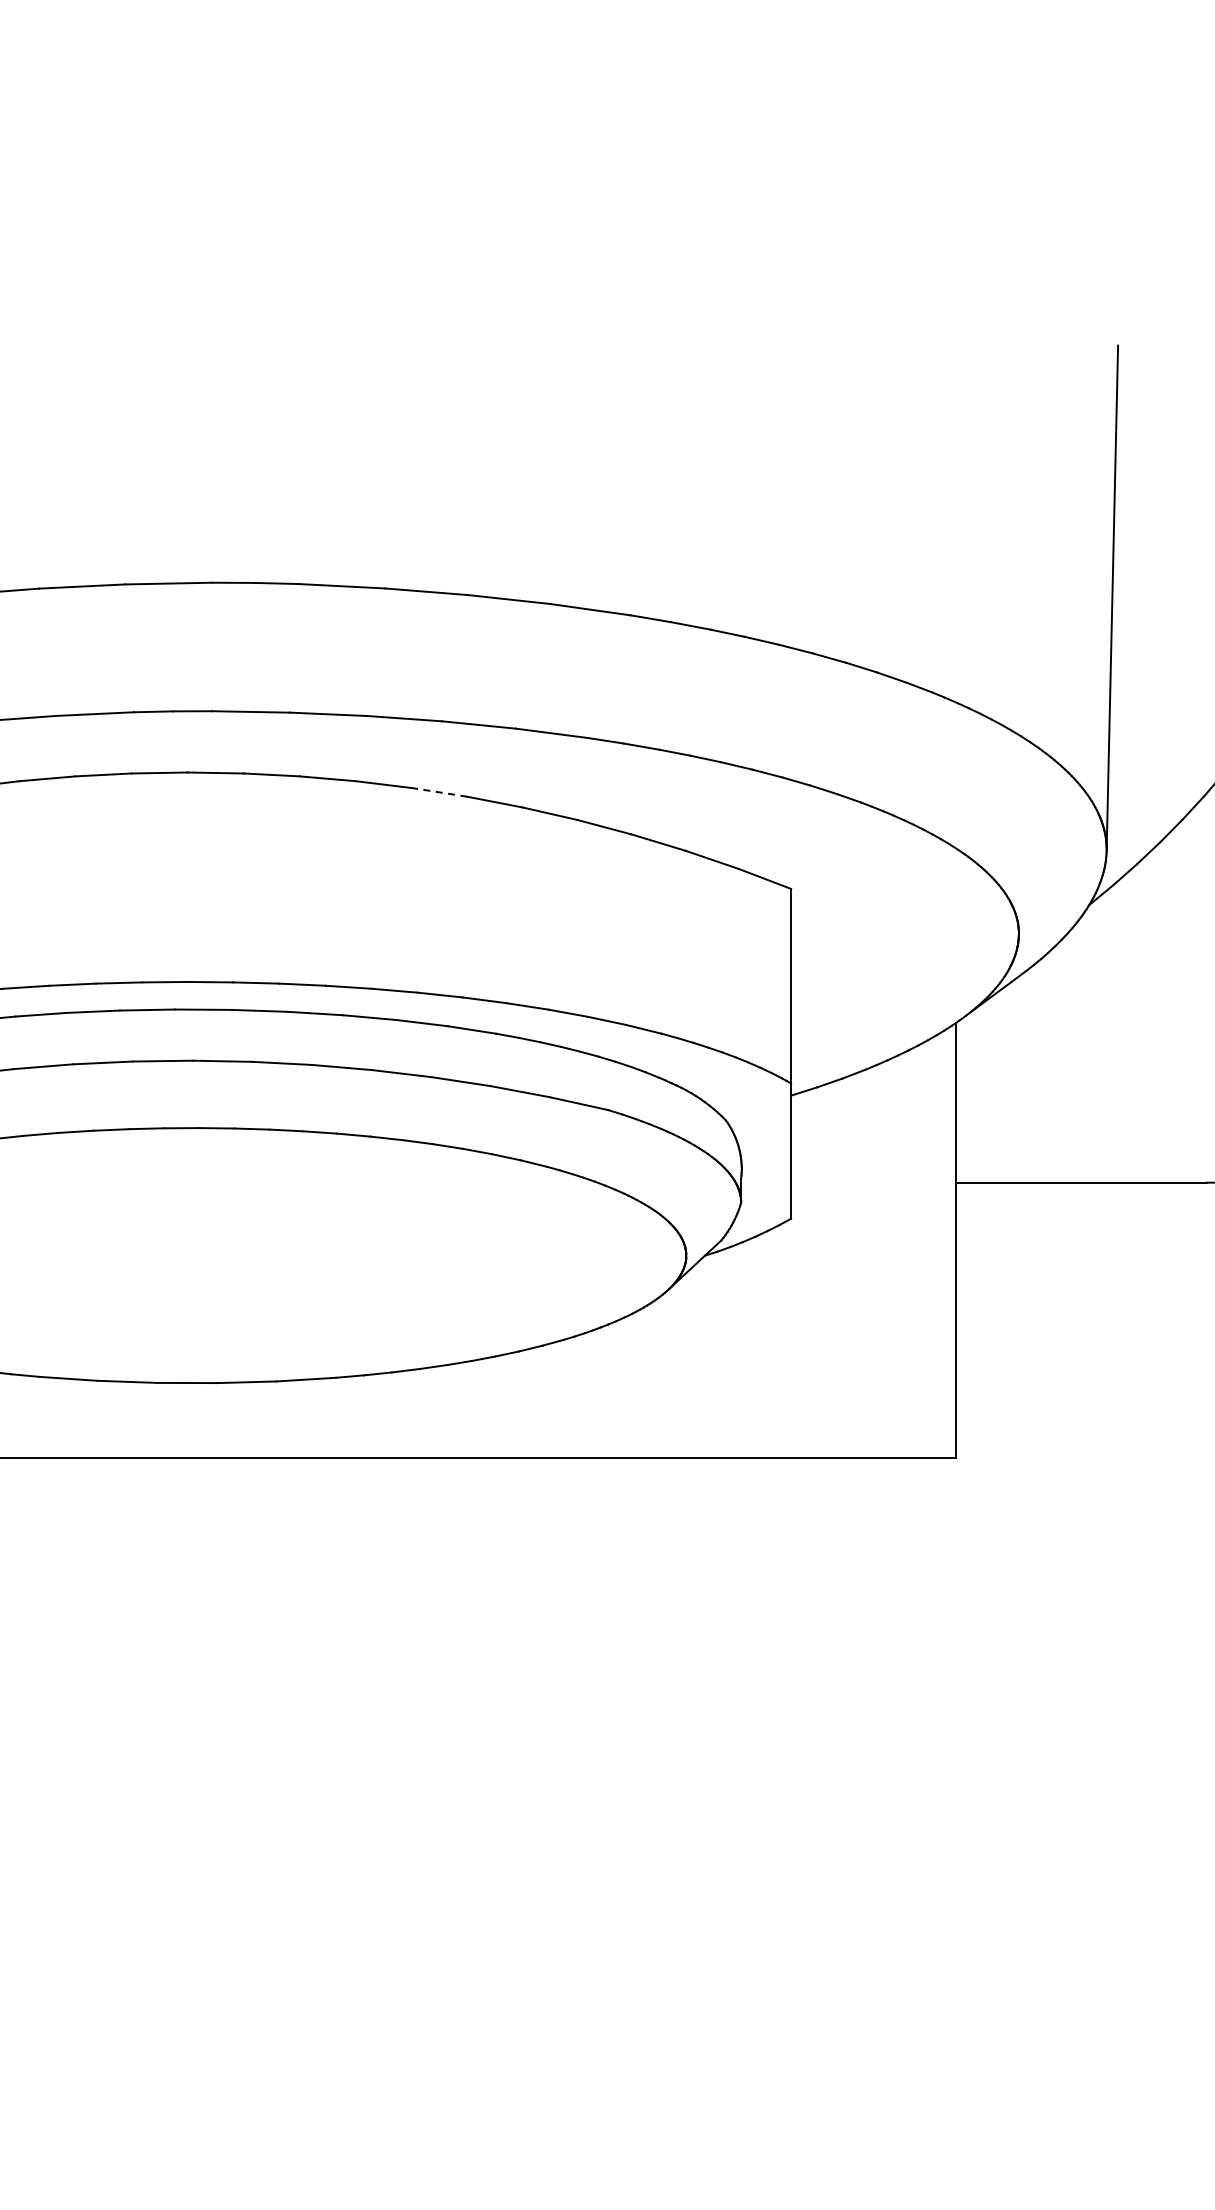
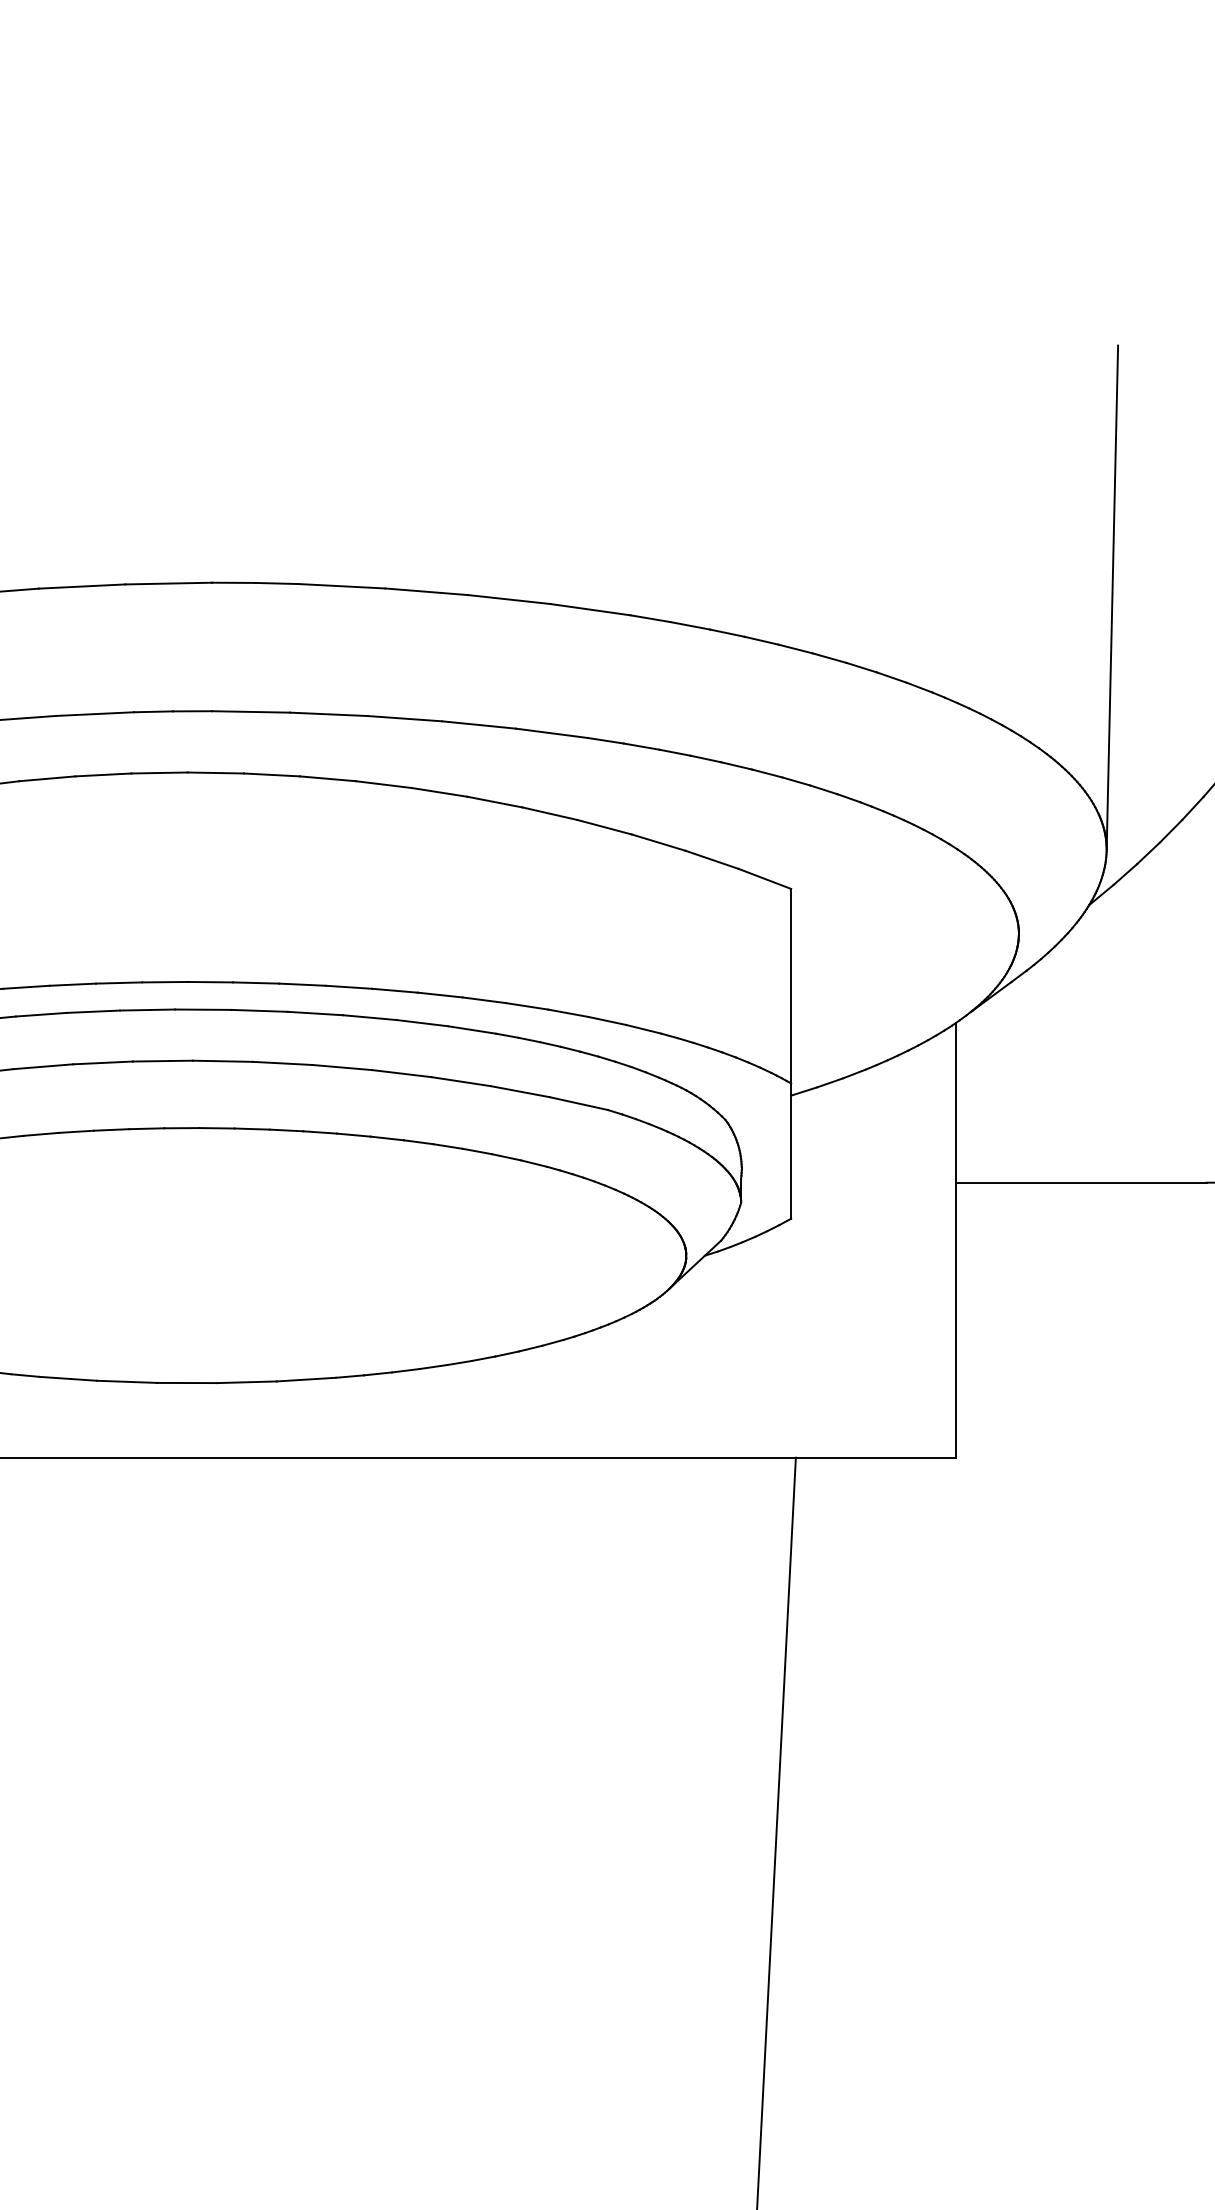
line: dashed -> solid (439, 792)
line: none -> present (776, 1831)
